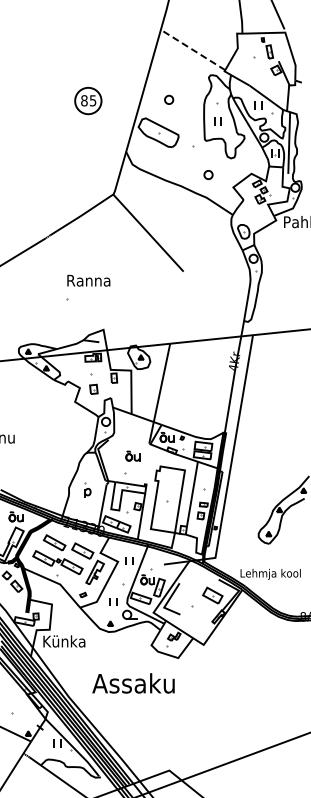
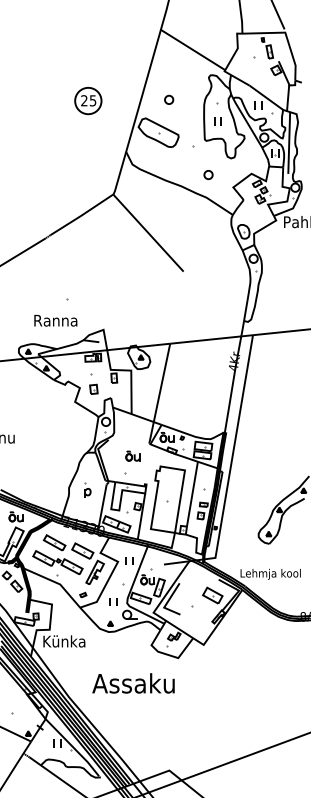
line: dashed -> solid (193, 50)
text: 85 -> 25 (84, 100)
text position: (88, 280) -> (55, 320) (55, 320)
